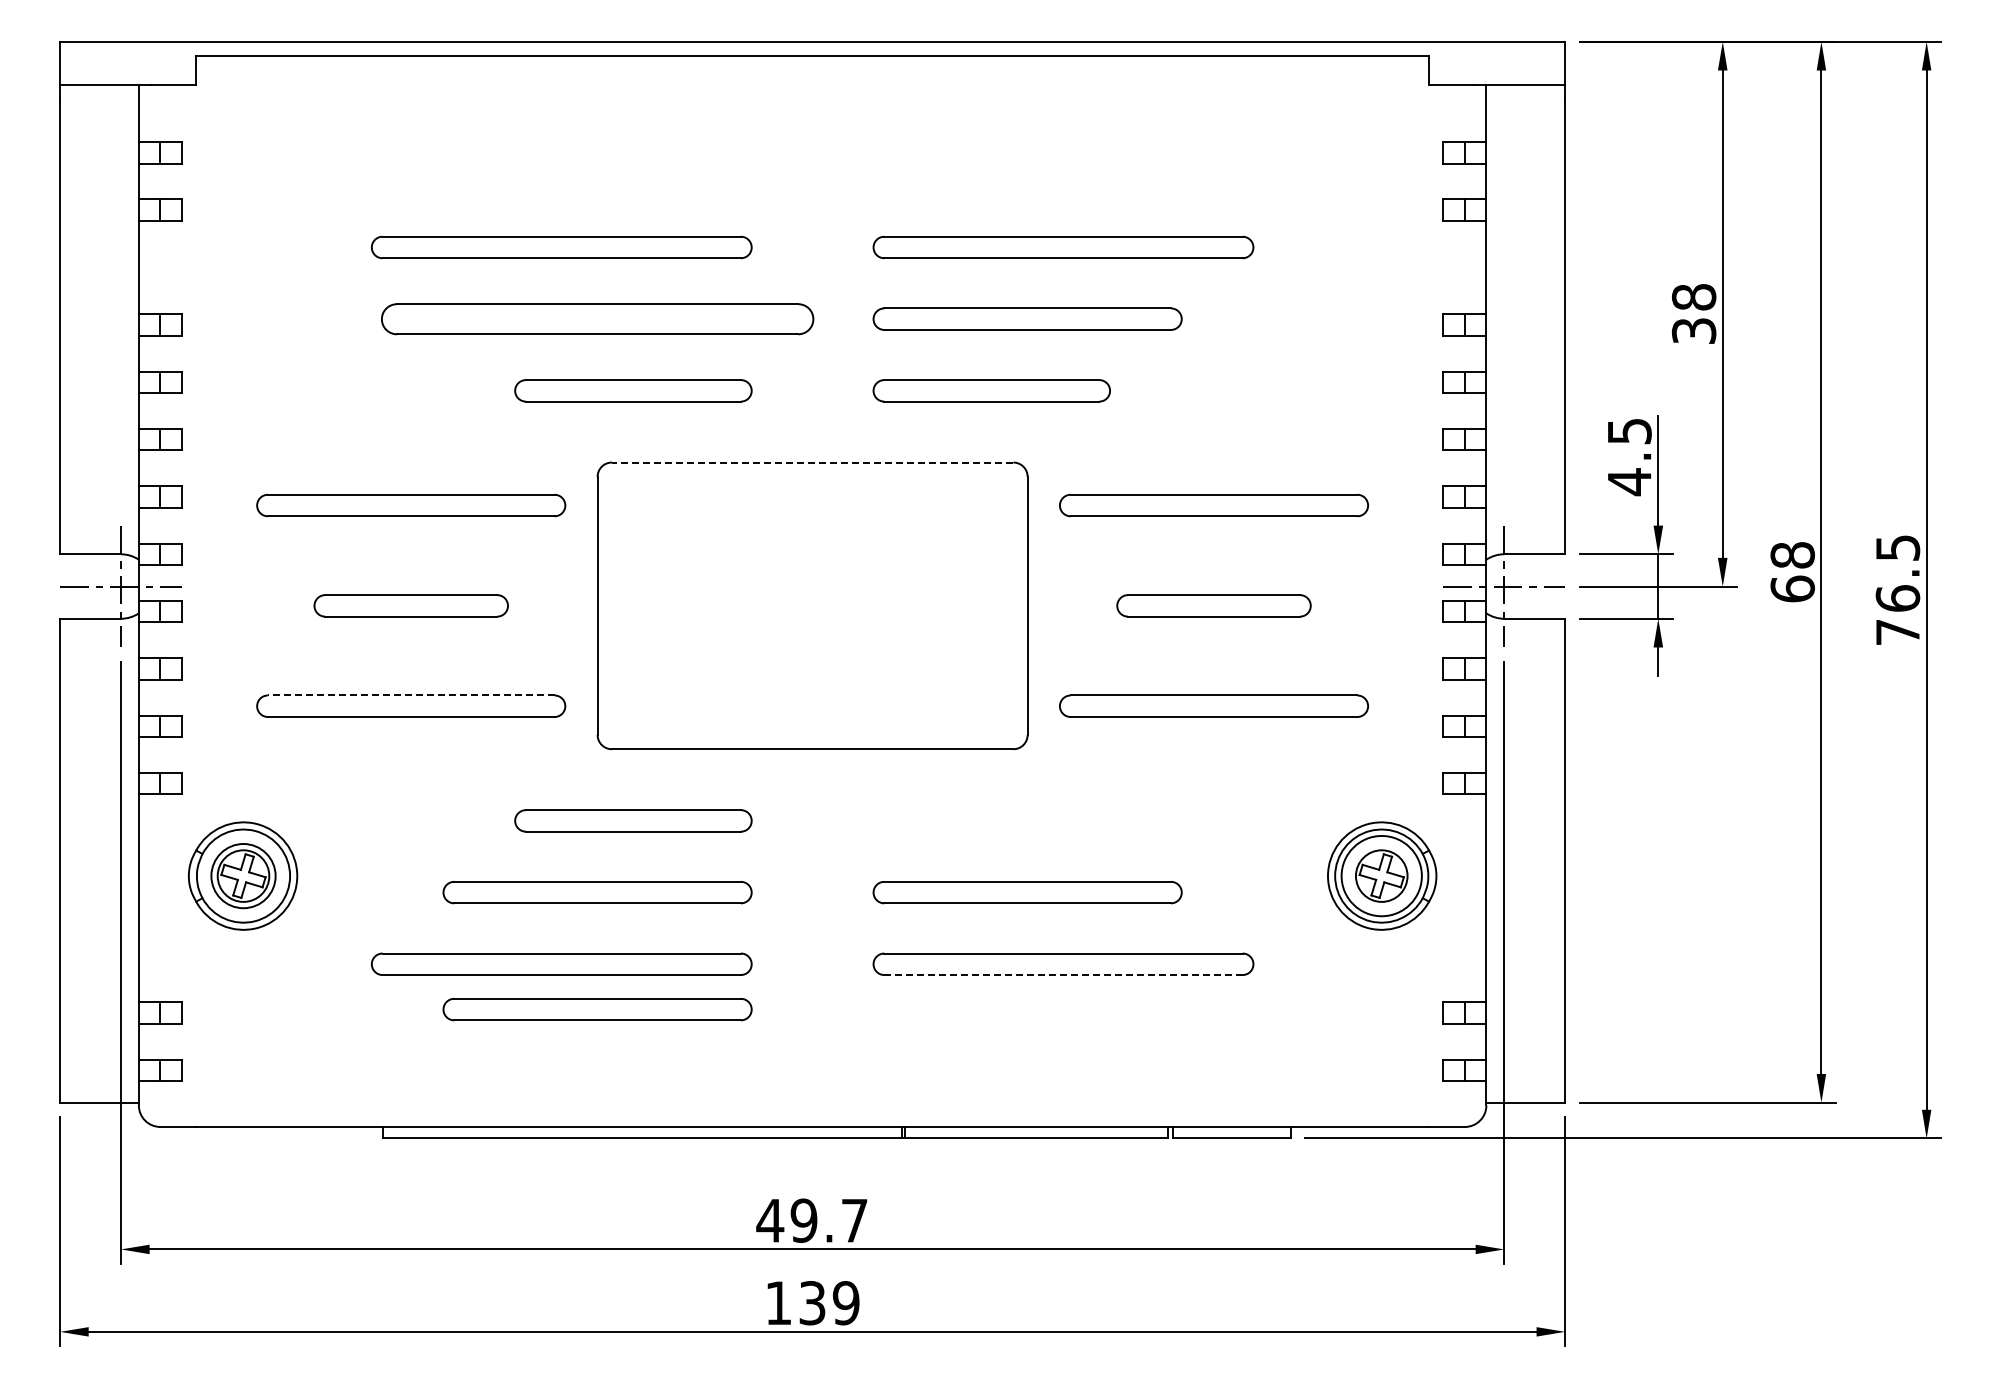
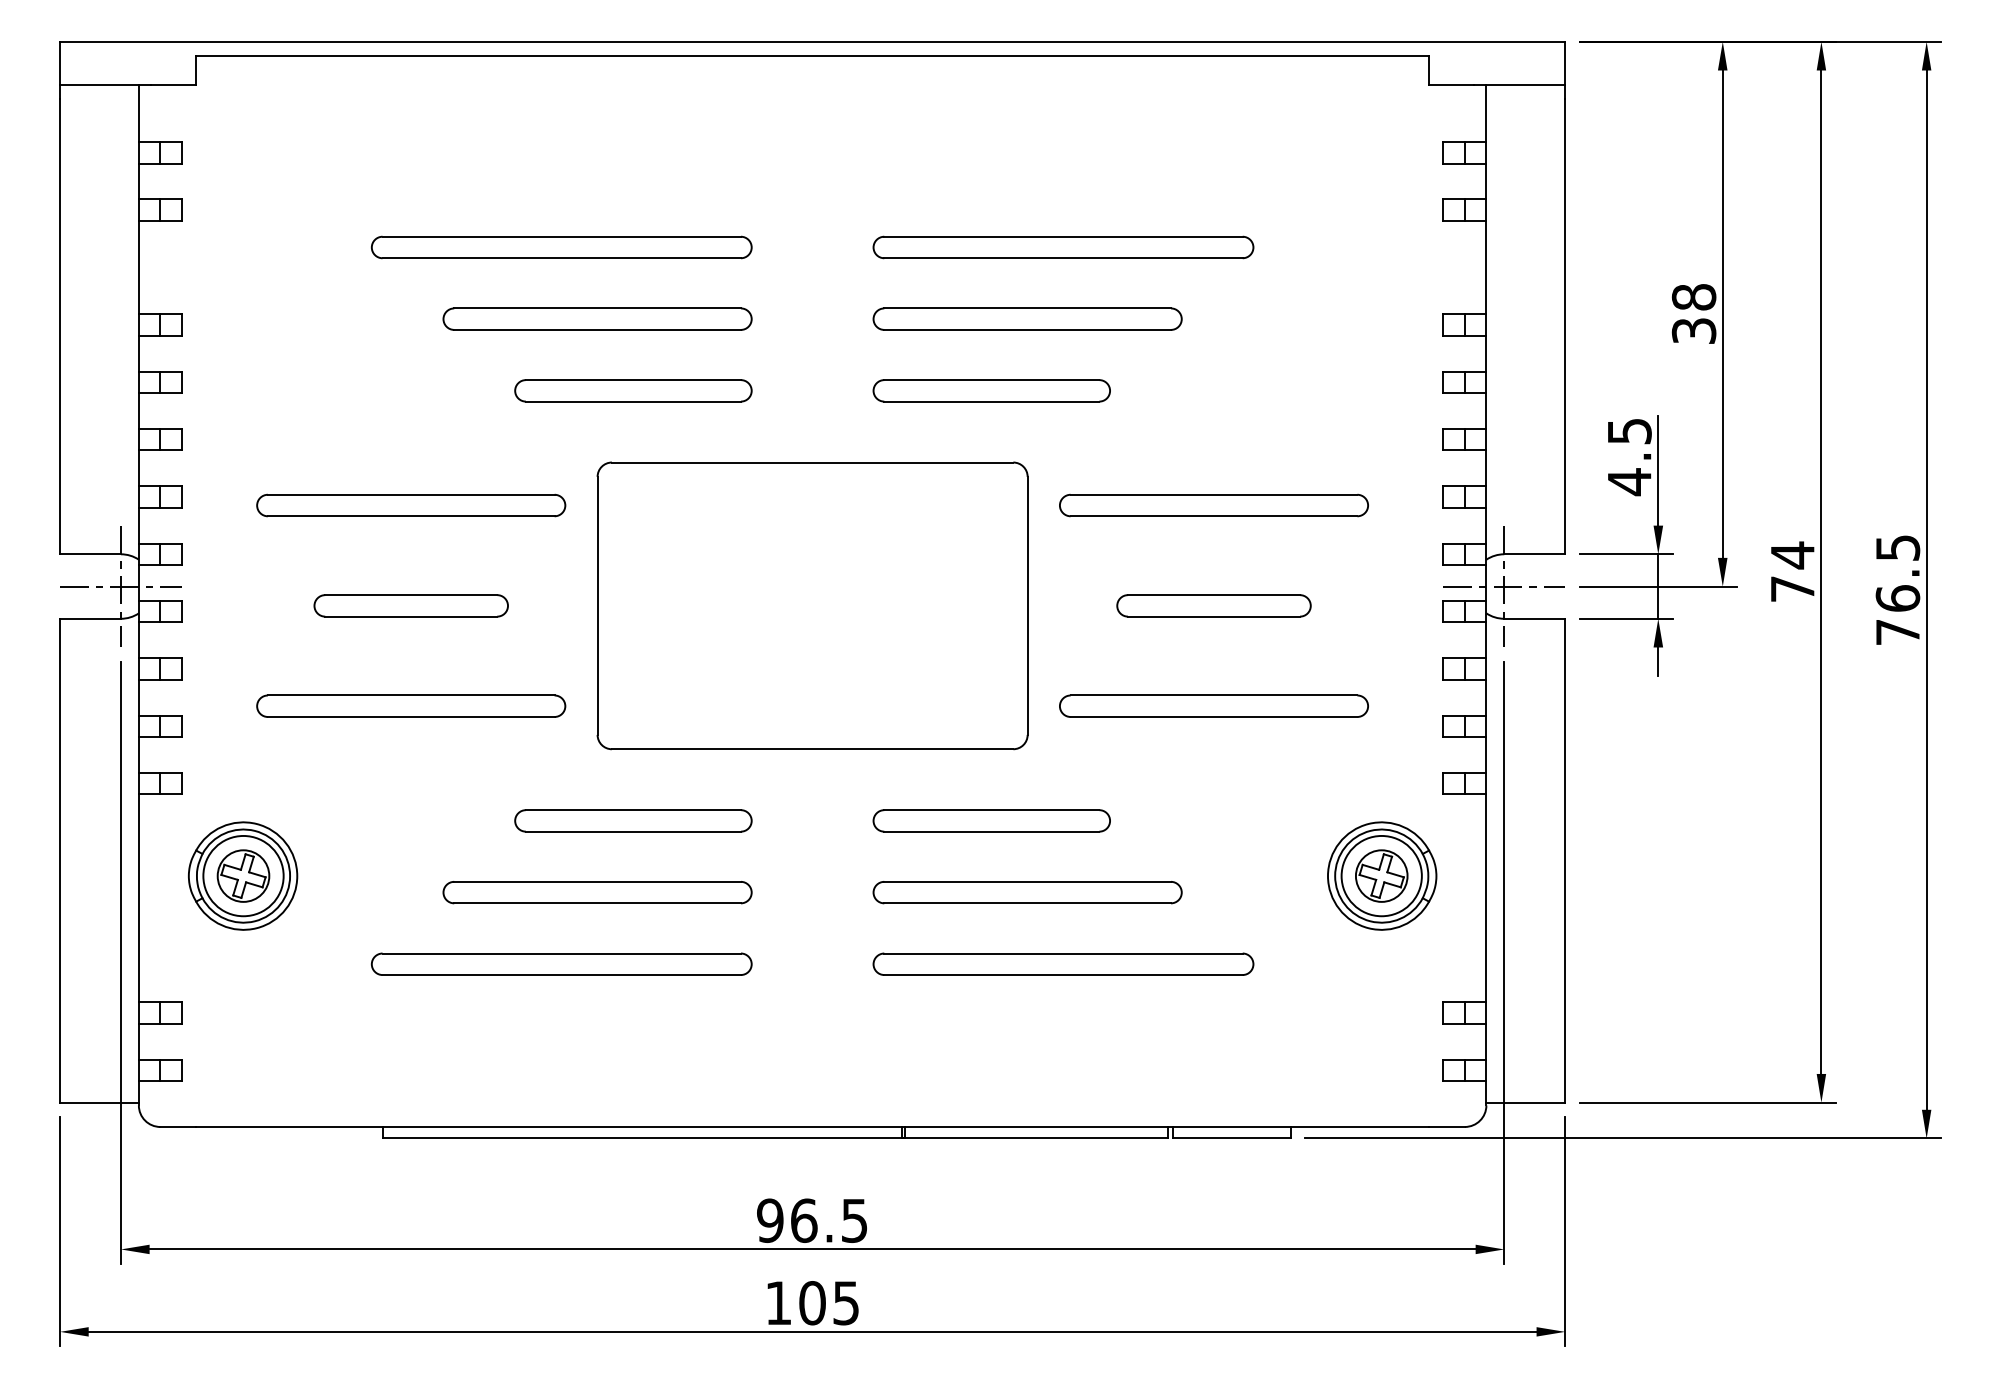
part size: 434x33 px -> 311x24 px (597, 318)
line: dashed -> solid (812, 462)
text: 68 -> 74 (1792, 571)
line: dashed -> solid (410, 695)
part: none -> present (991, 820)
circle diameter: 64 px -> 80 px (243, 875)
line: dashed -> solid (1064, 975)
part: present -> none (597, 1009)
text: 49.7 -> 96.5 (811, 1220)
text: 139 -> 105 (829, 1303)
